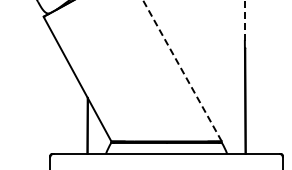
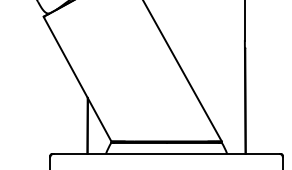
line: dashed -> solid (244, 20)
line: dashed -> solid (182, 70)
